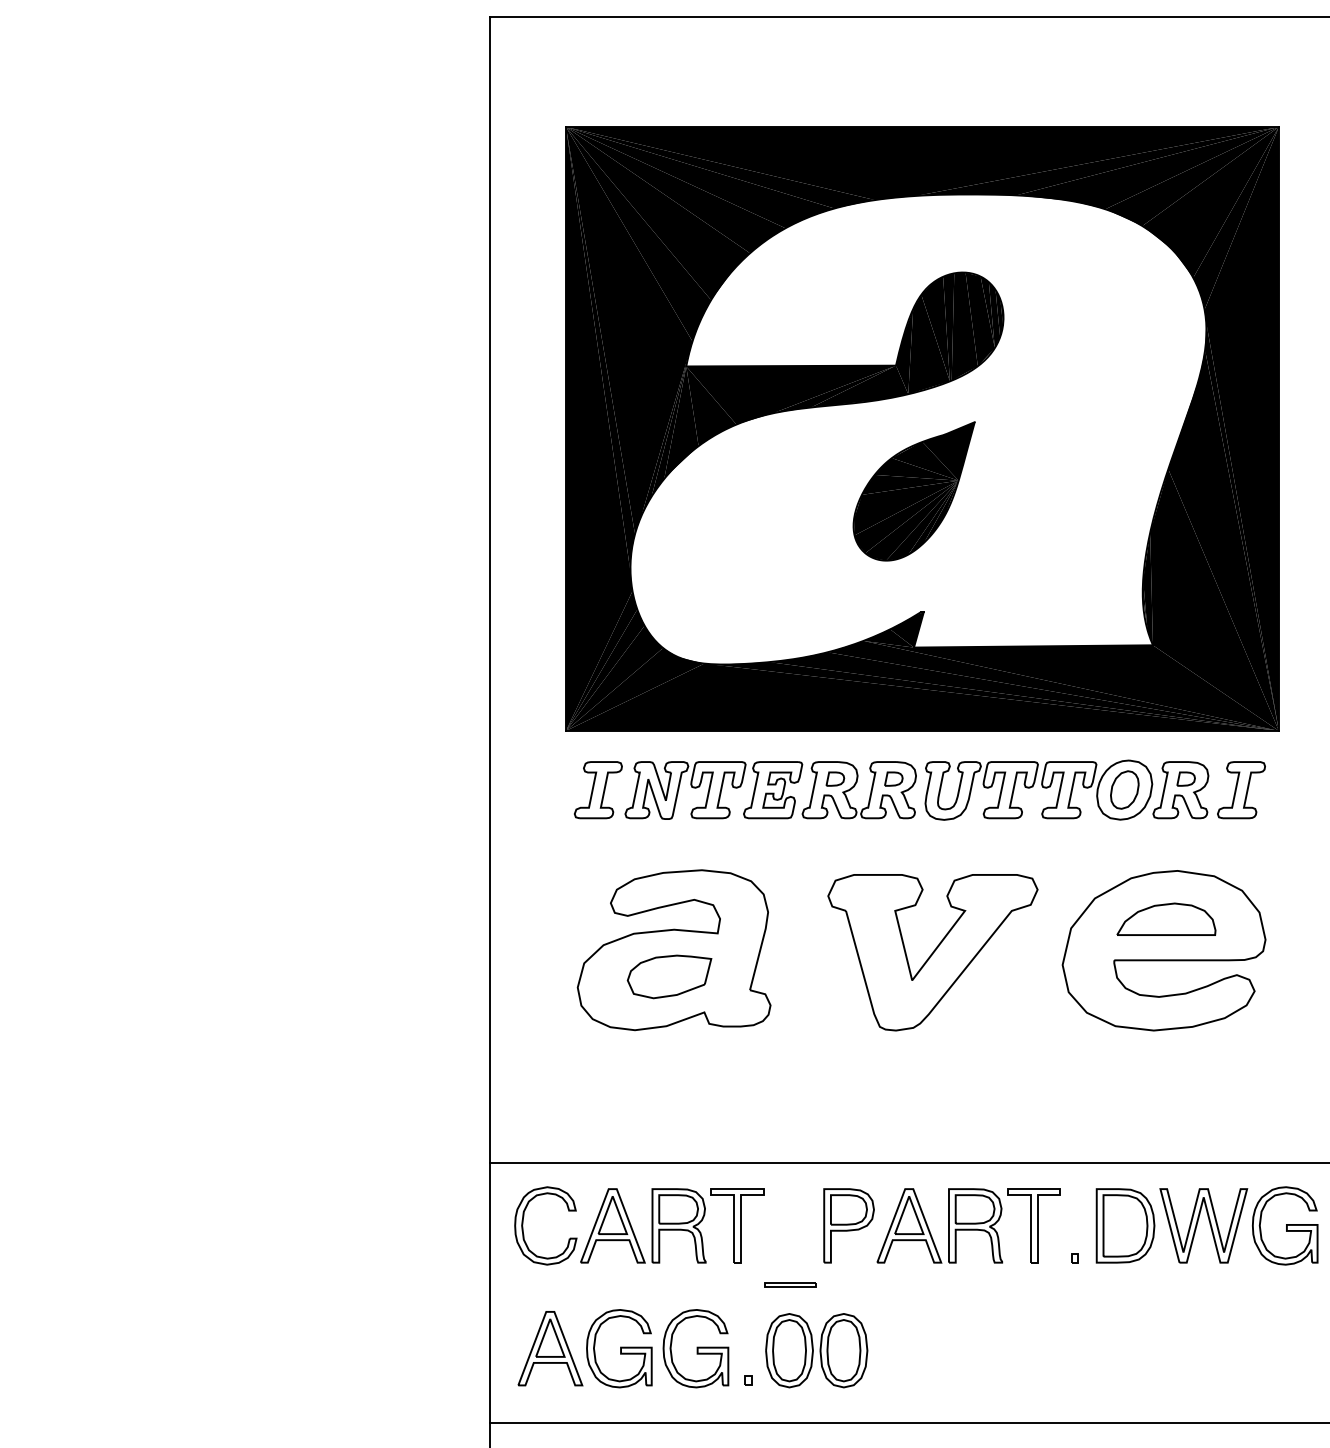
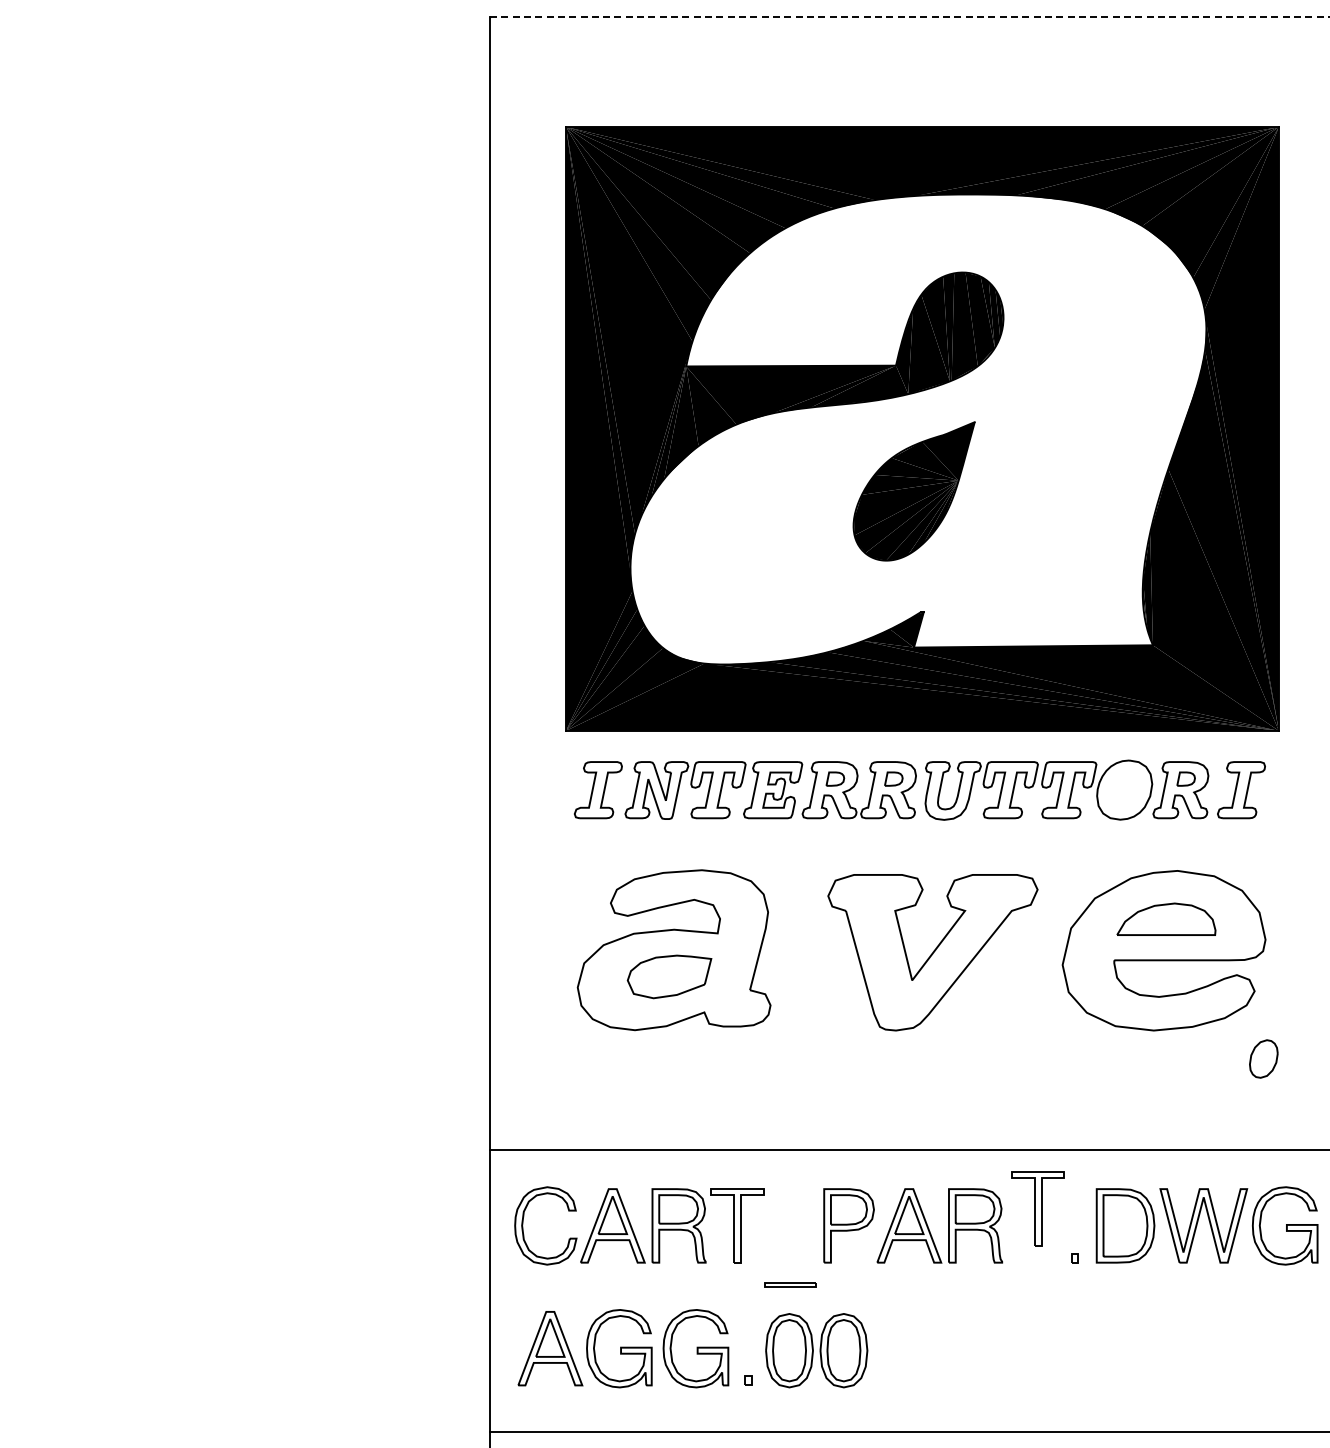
line: solid -> dashed (910, 16)
part position: (1124, 789) -> (1263, 1058) (1263, 1058)
line position: (907, 1163) -> (907, 1150) (907, 1150)
part position: (1033, 1225) -> (1037, 1208) (1037, 1208)
line position: (907, 1422) -> (907, 1431) (907, 1431)
